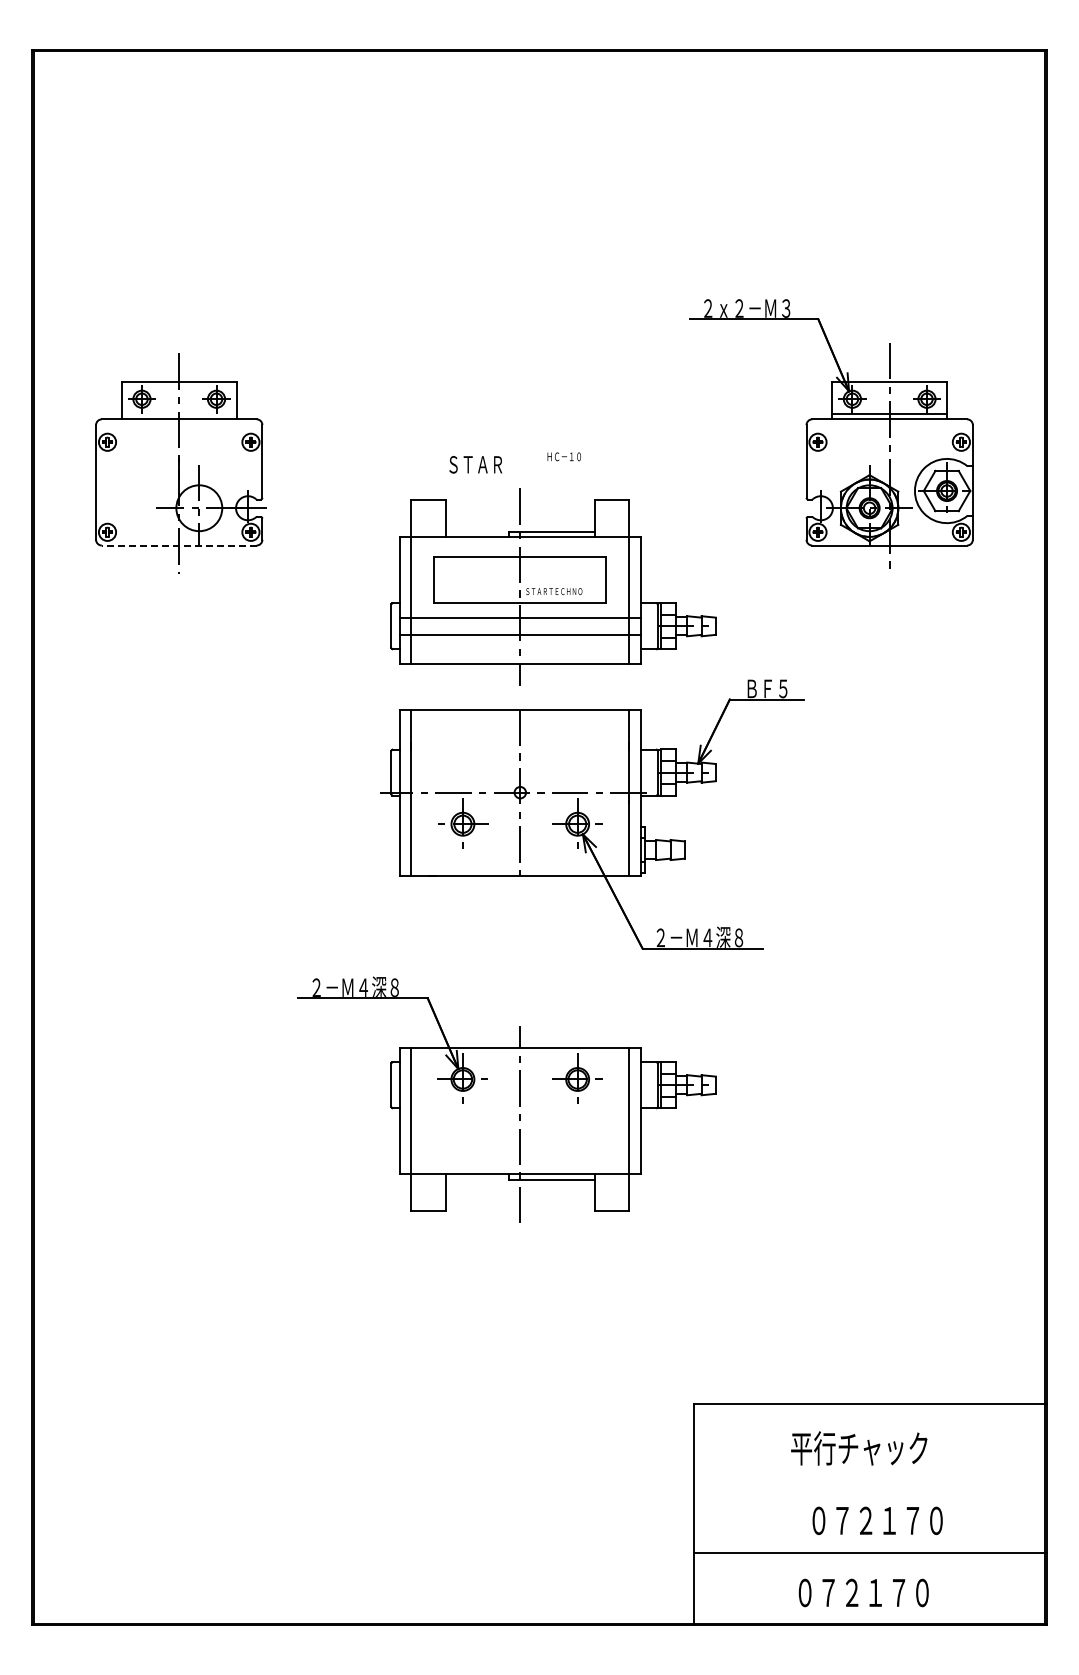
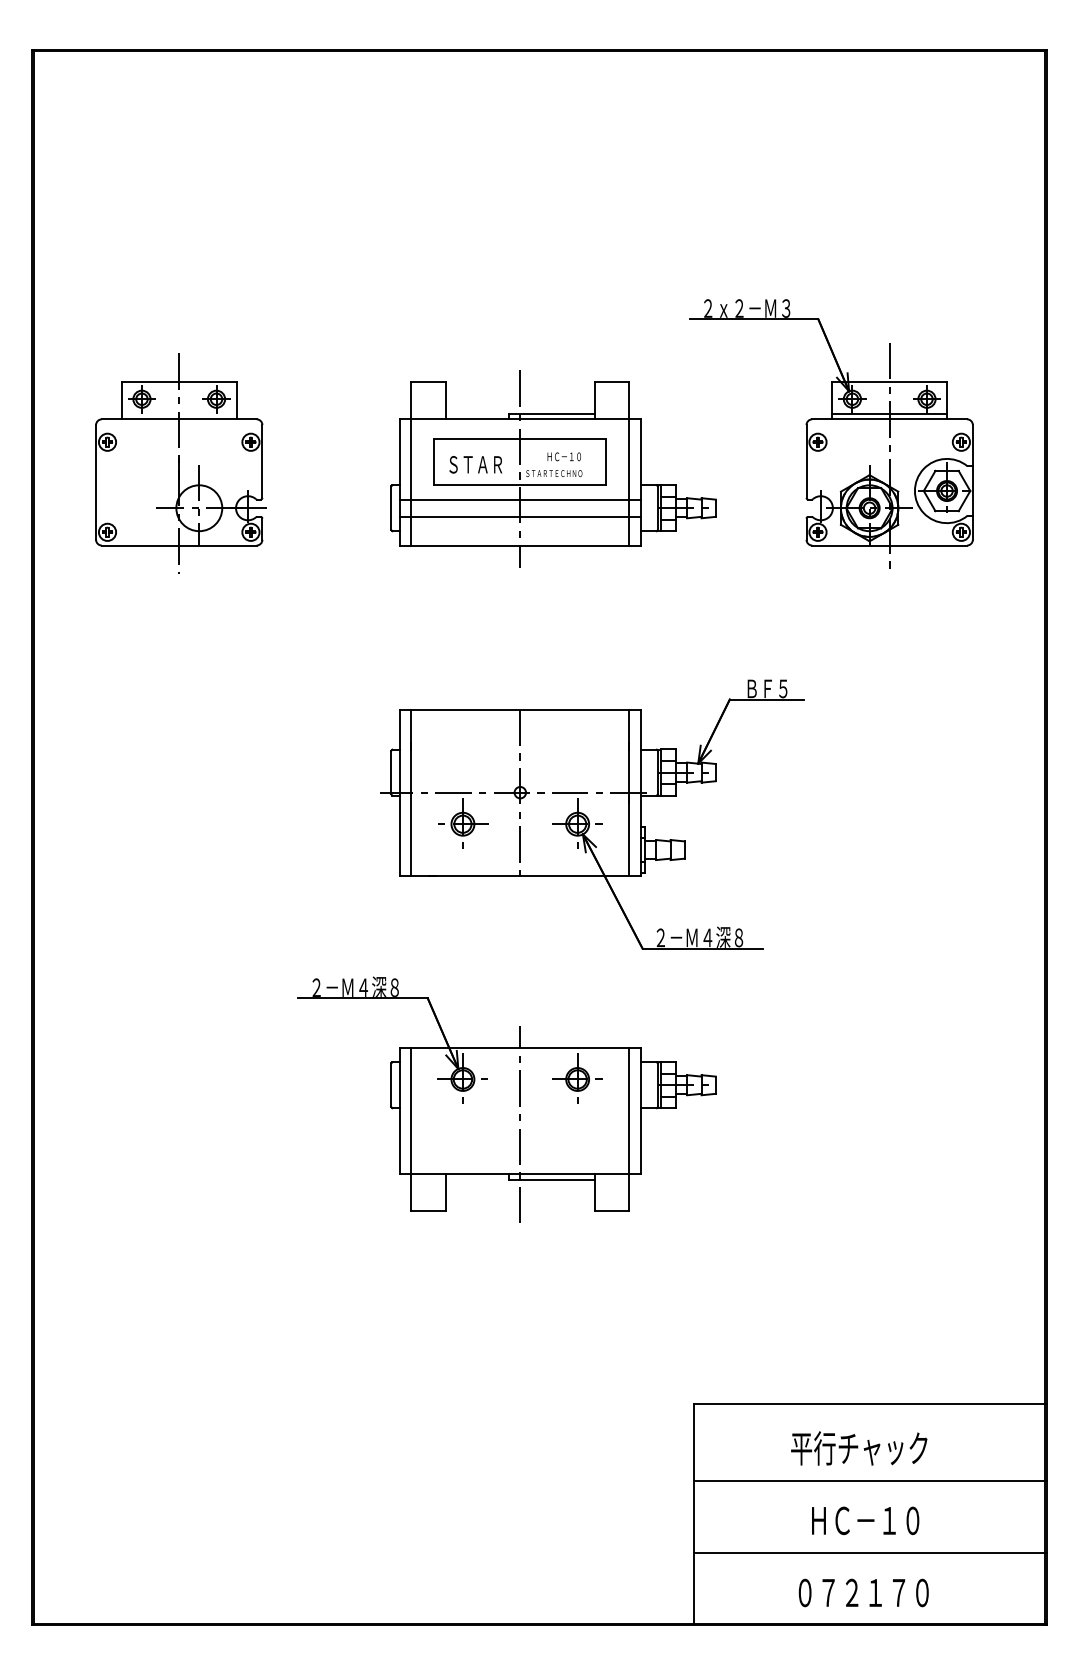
line: dashed -> solid (178, 545)
part position: (553, 586) -> (553, 468) (553, 468)
line: none -> present (869, 1481)
text: ０７２１７０ -> ＨＣ－１０ (877, 1520)
